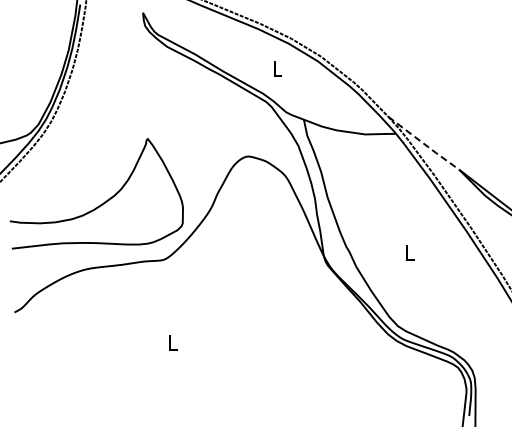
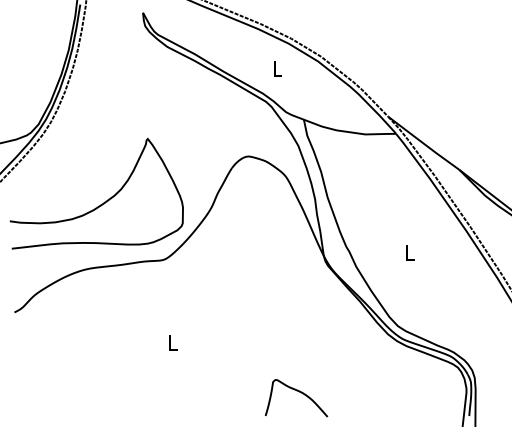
line: dashed -> solid (424, 143)
curve: none -> present (299, 392)
